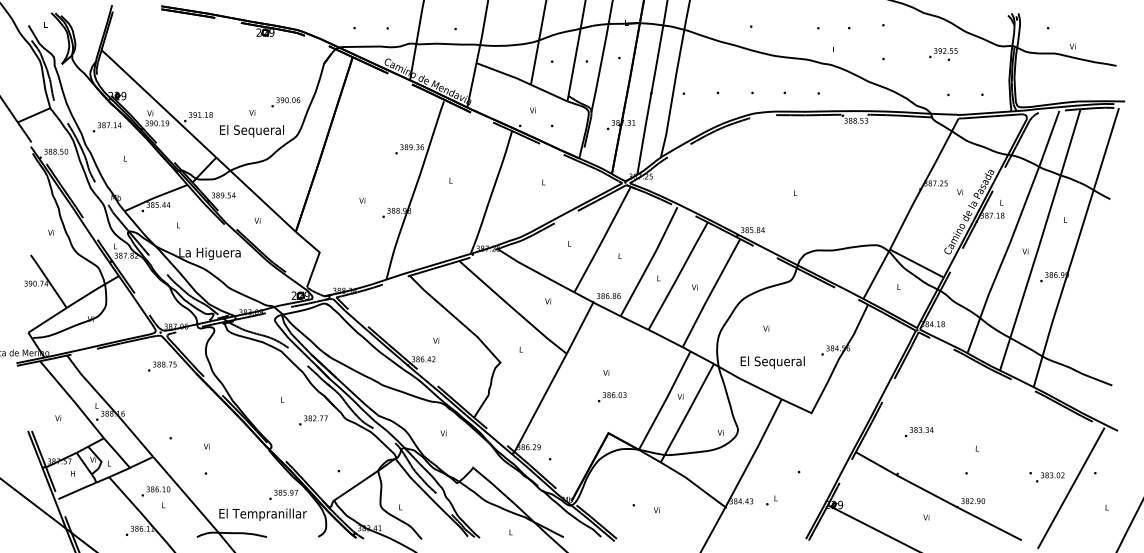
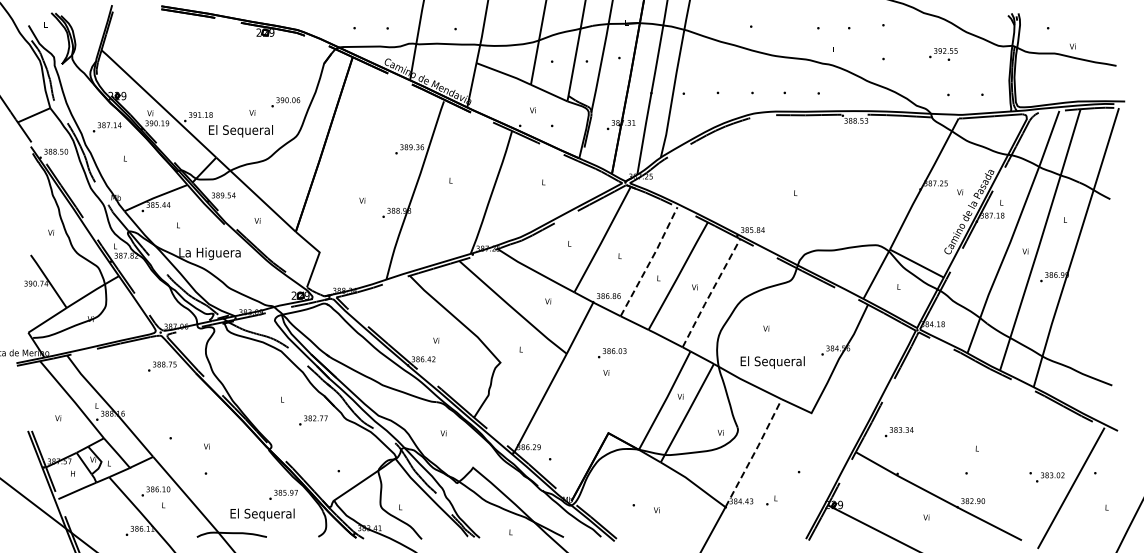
text position: (251, 131) -> (240, 131) (240, 131)
line: solid -> dashed (650, 261)
line: solid -> dashed (710, 293)
text position: (612, 397) -> (612, 353) (612, 353)
text position: (919, 432) -> (899, 432) (899, 432)
line: solid -> dashed (755, 452)
text: El Tempranillar -> El Sequeral (262, 514)
